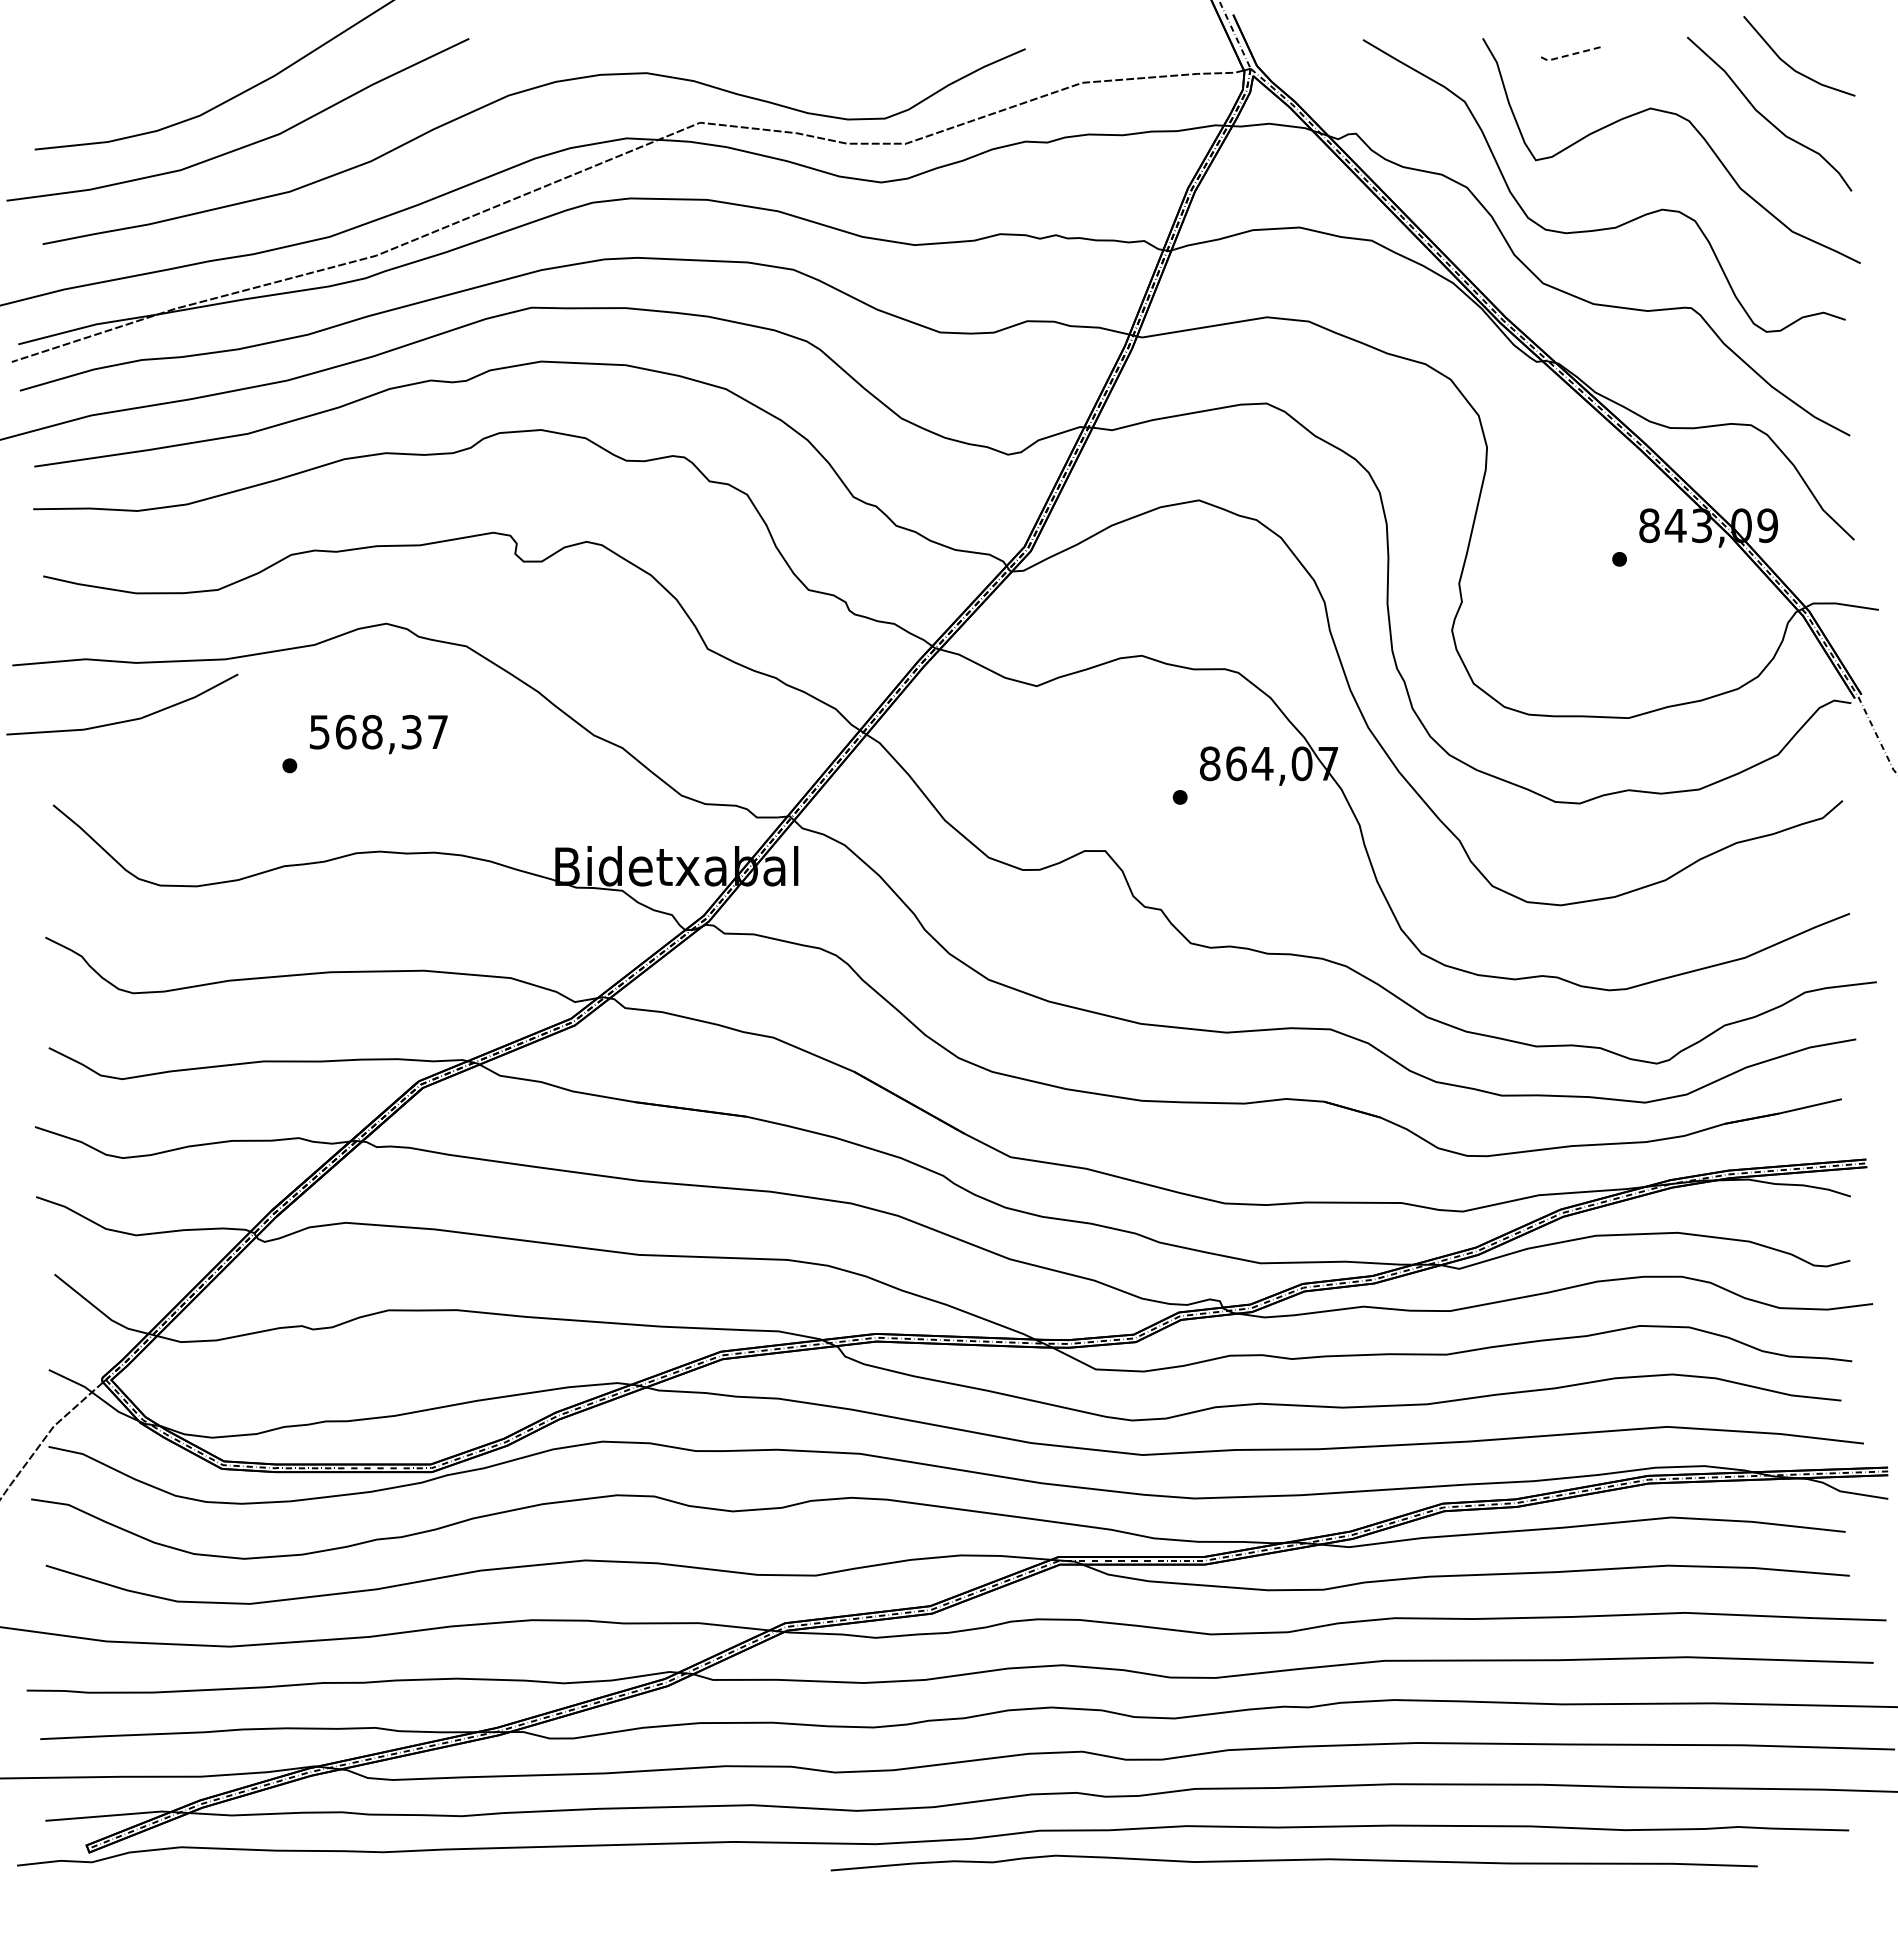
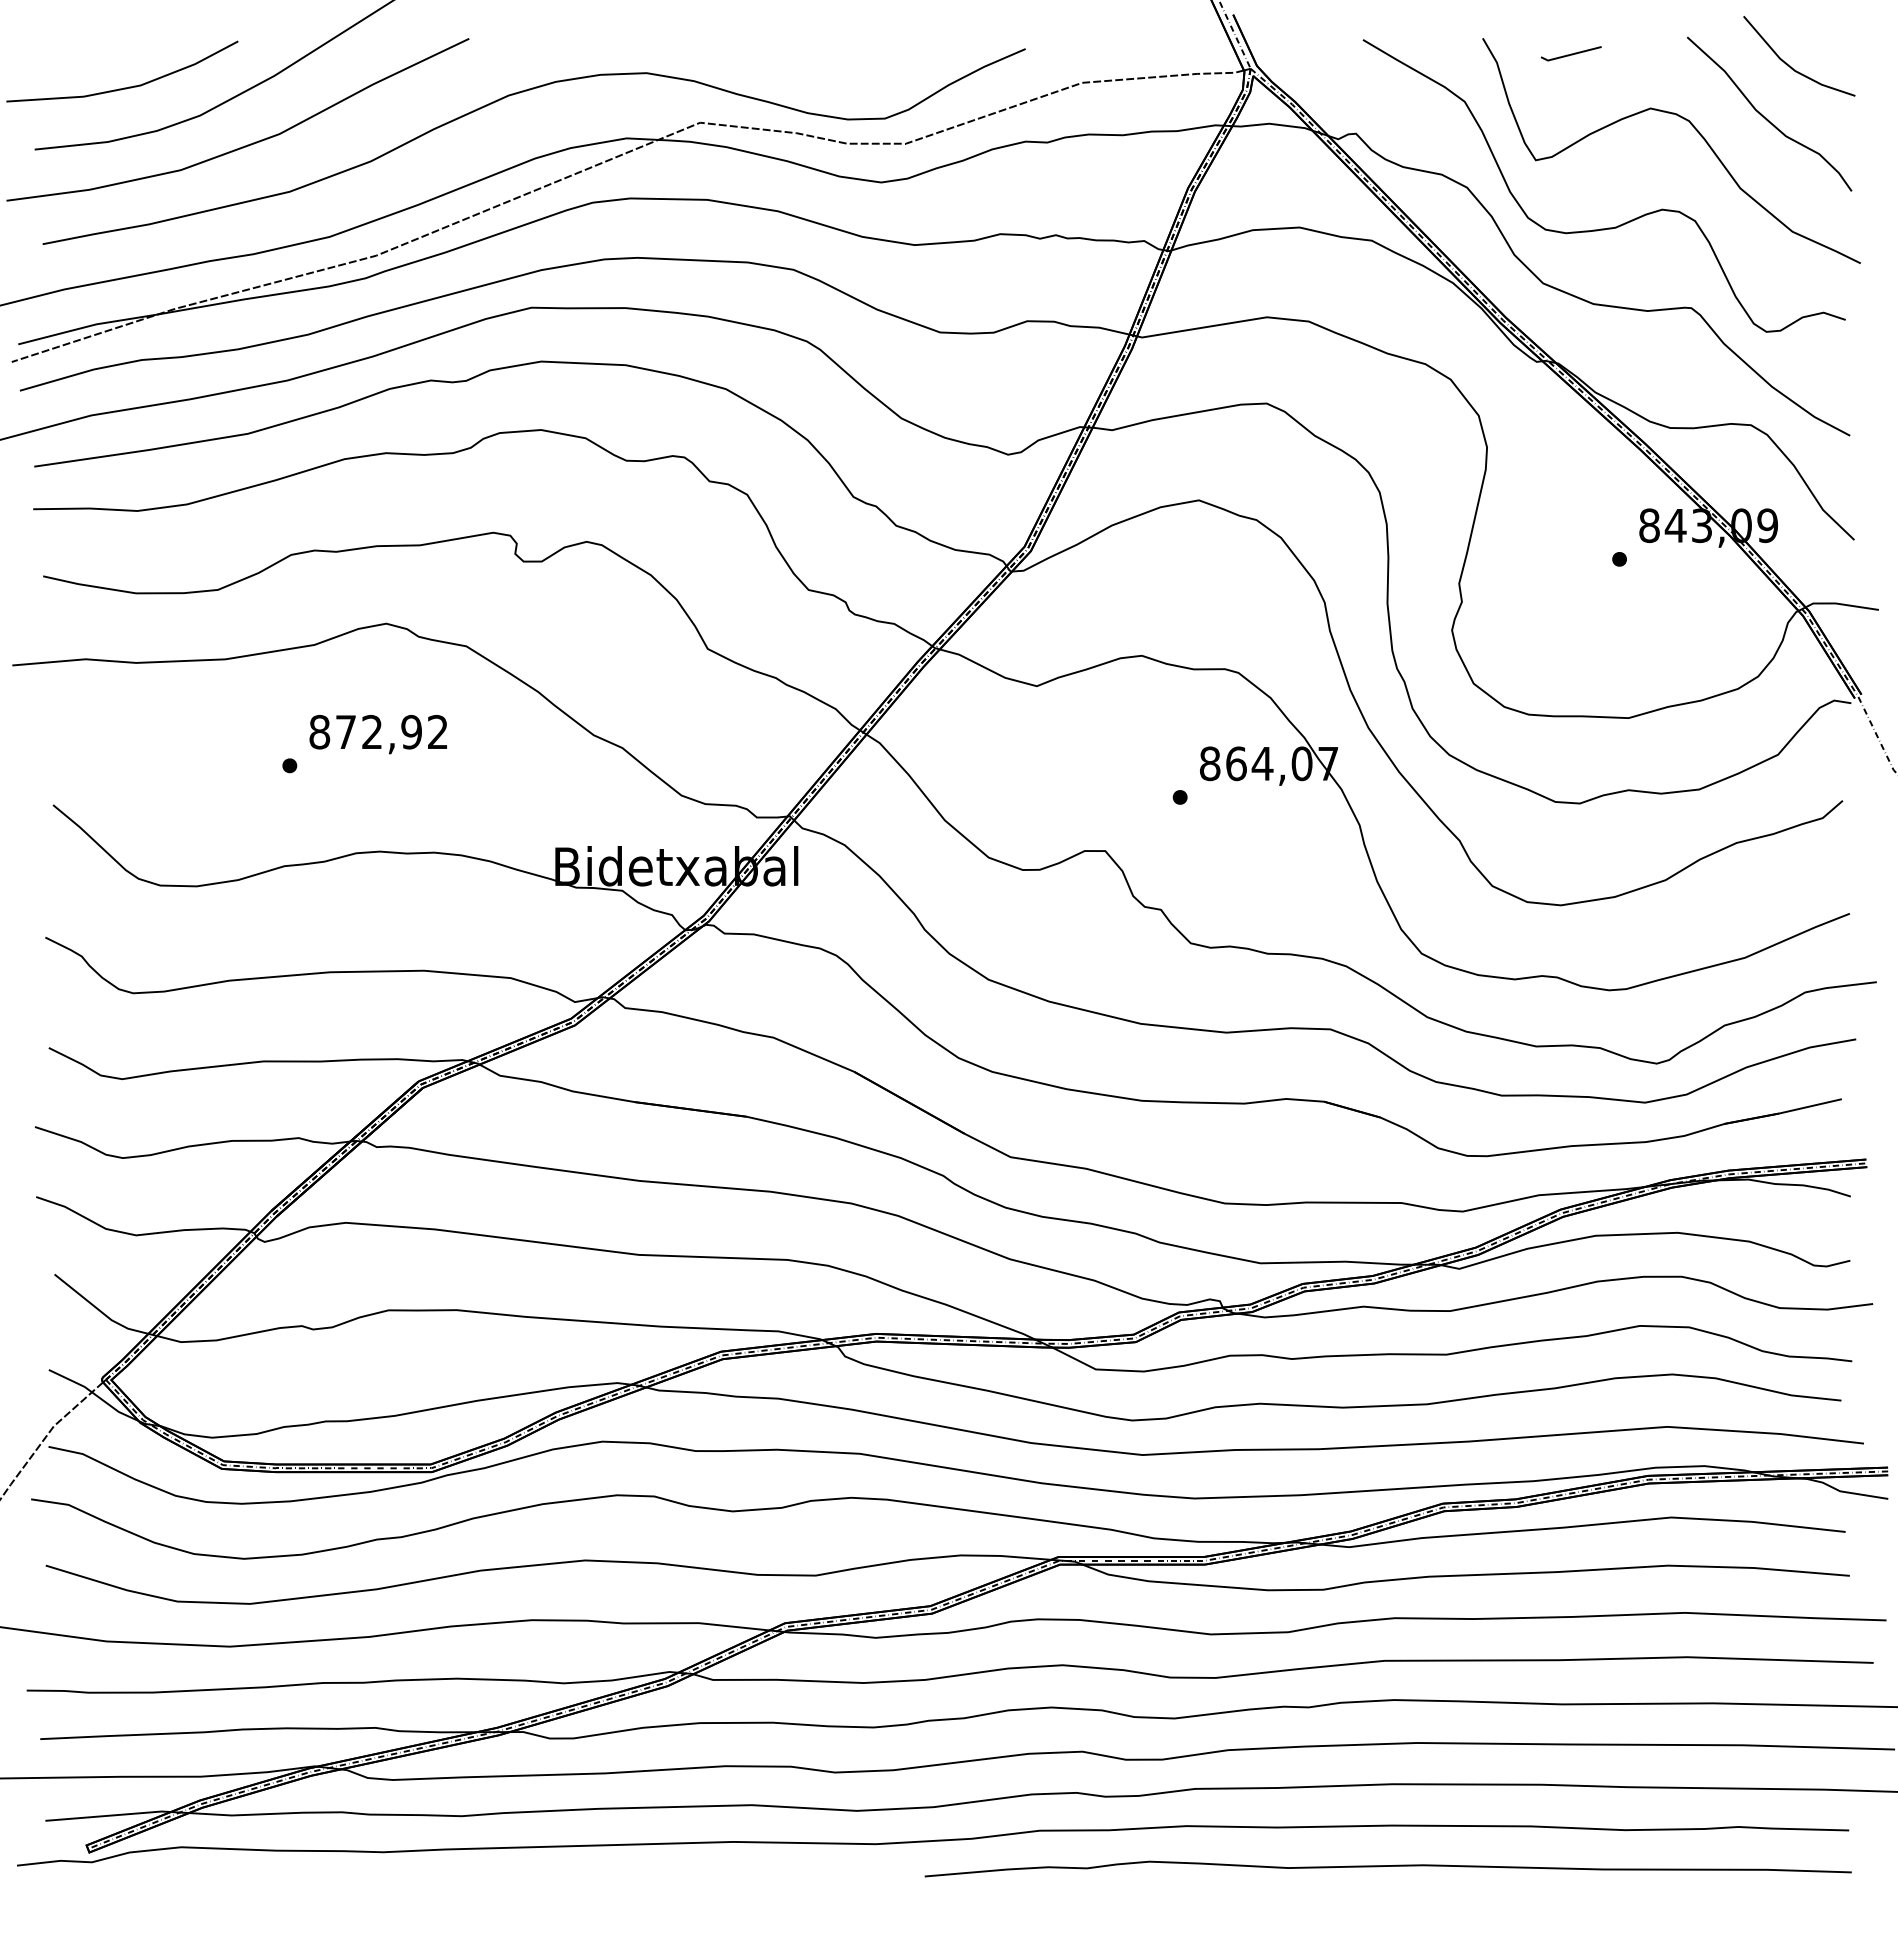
line: dashed -> solid (1571, 54)
line position: (124, 720) -> (124, 87) (124, 87)
text: 568,37 -> 872,92 (378, 731)
curve position: (1293, 1860) -> (1387, 1866) (1387, 1866)
